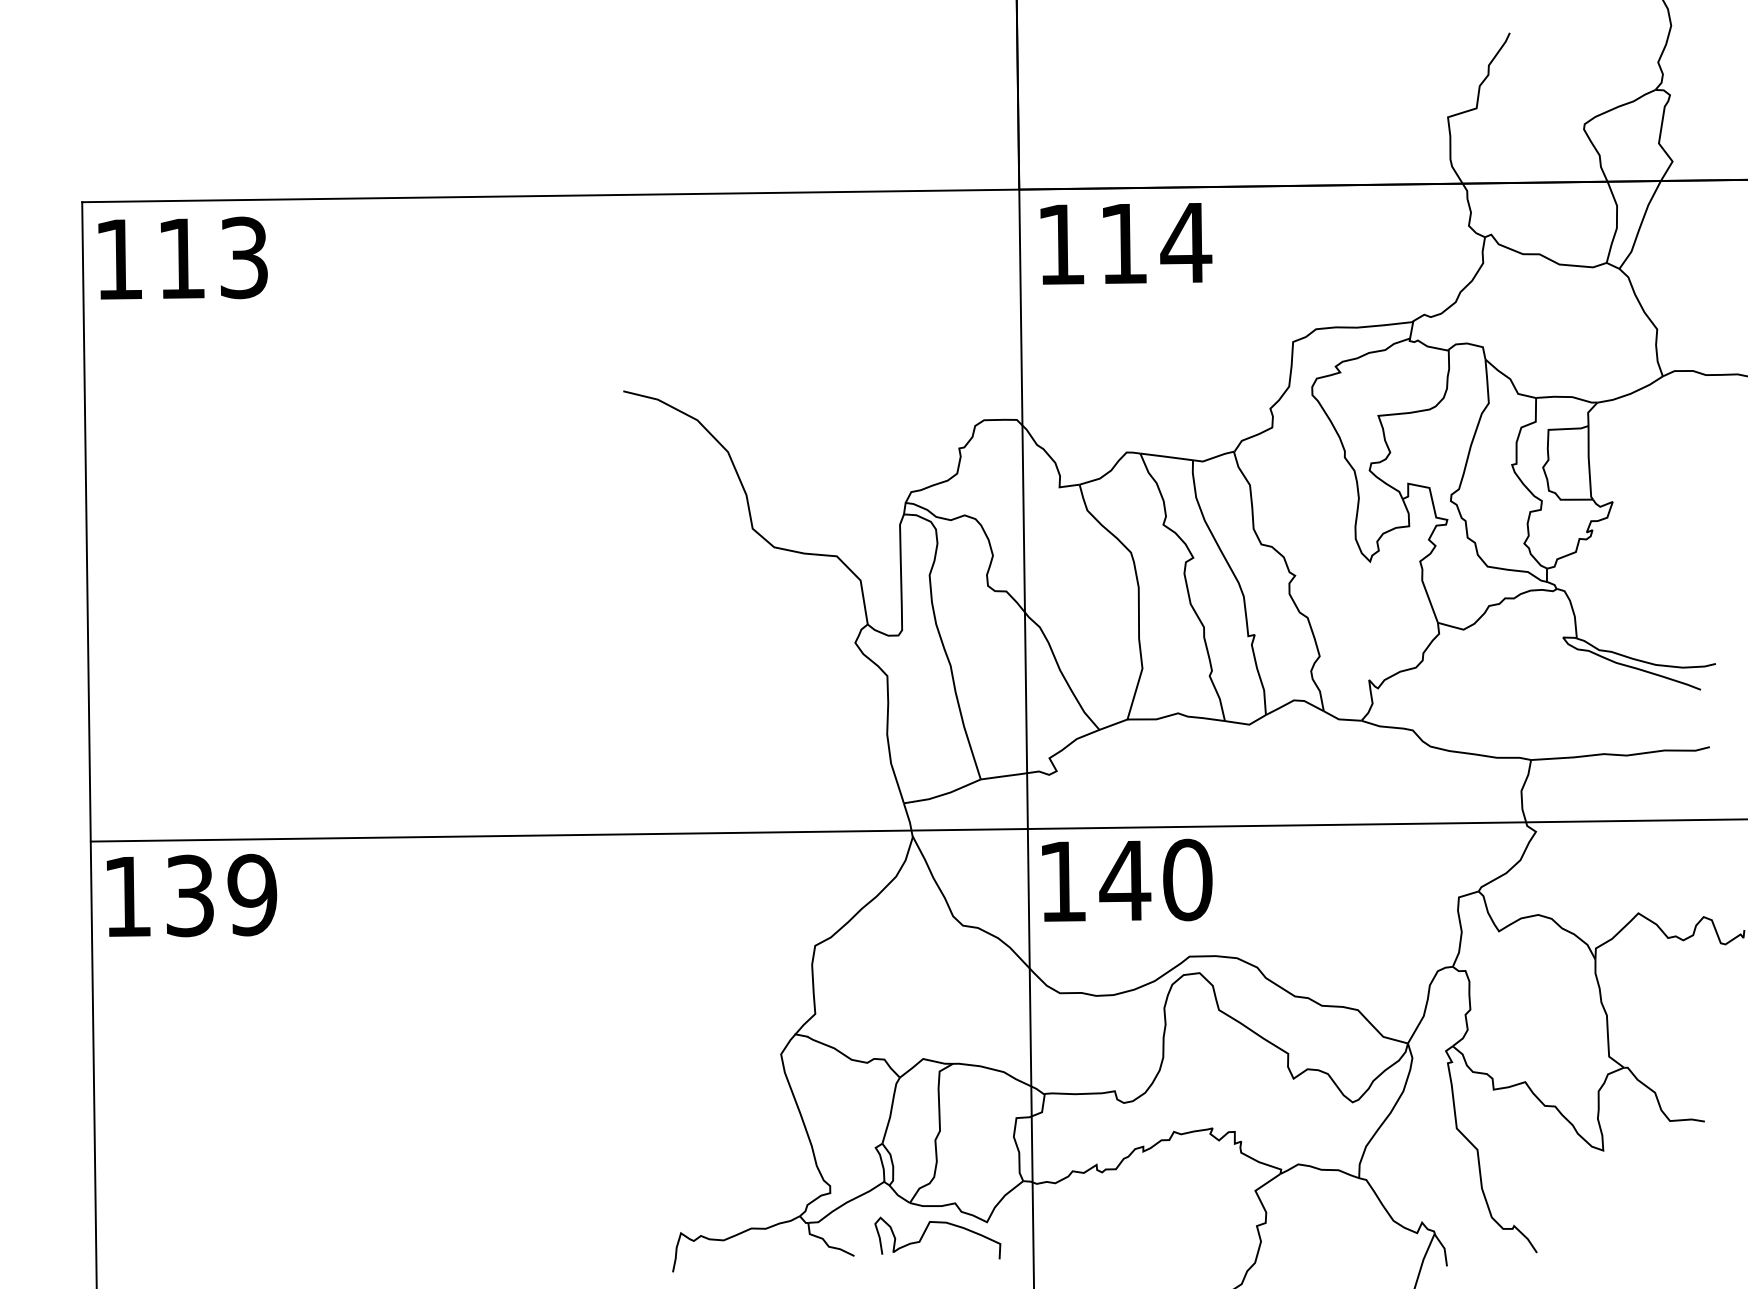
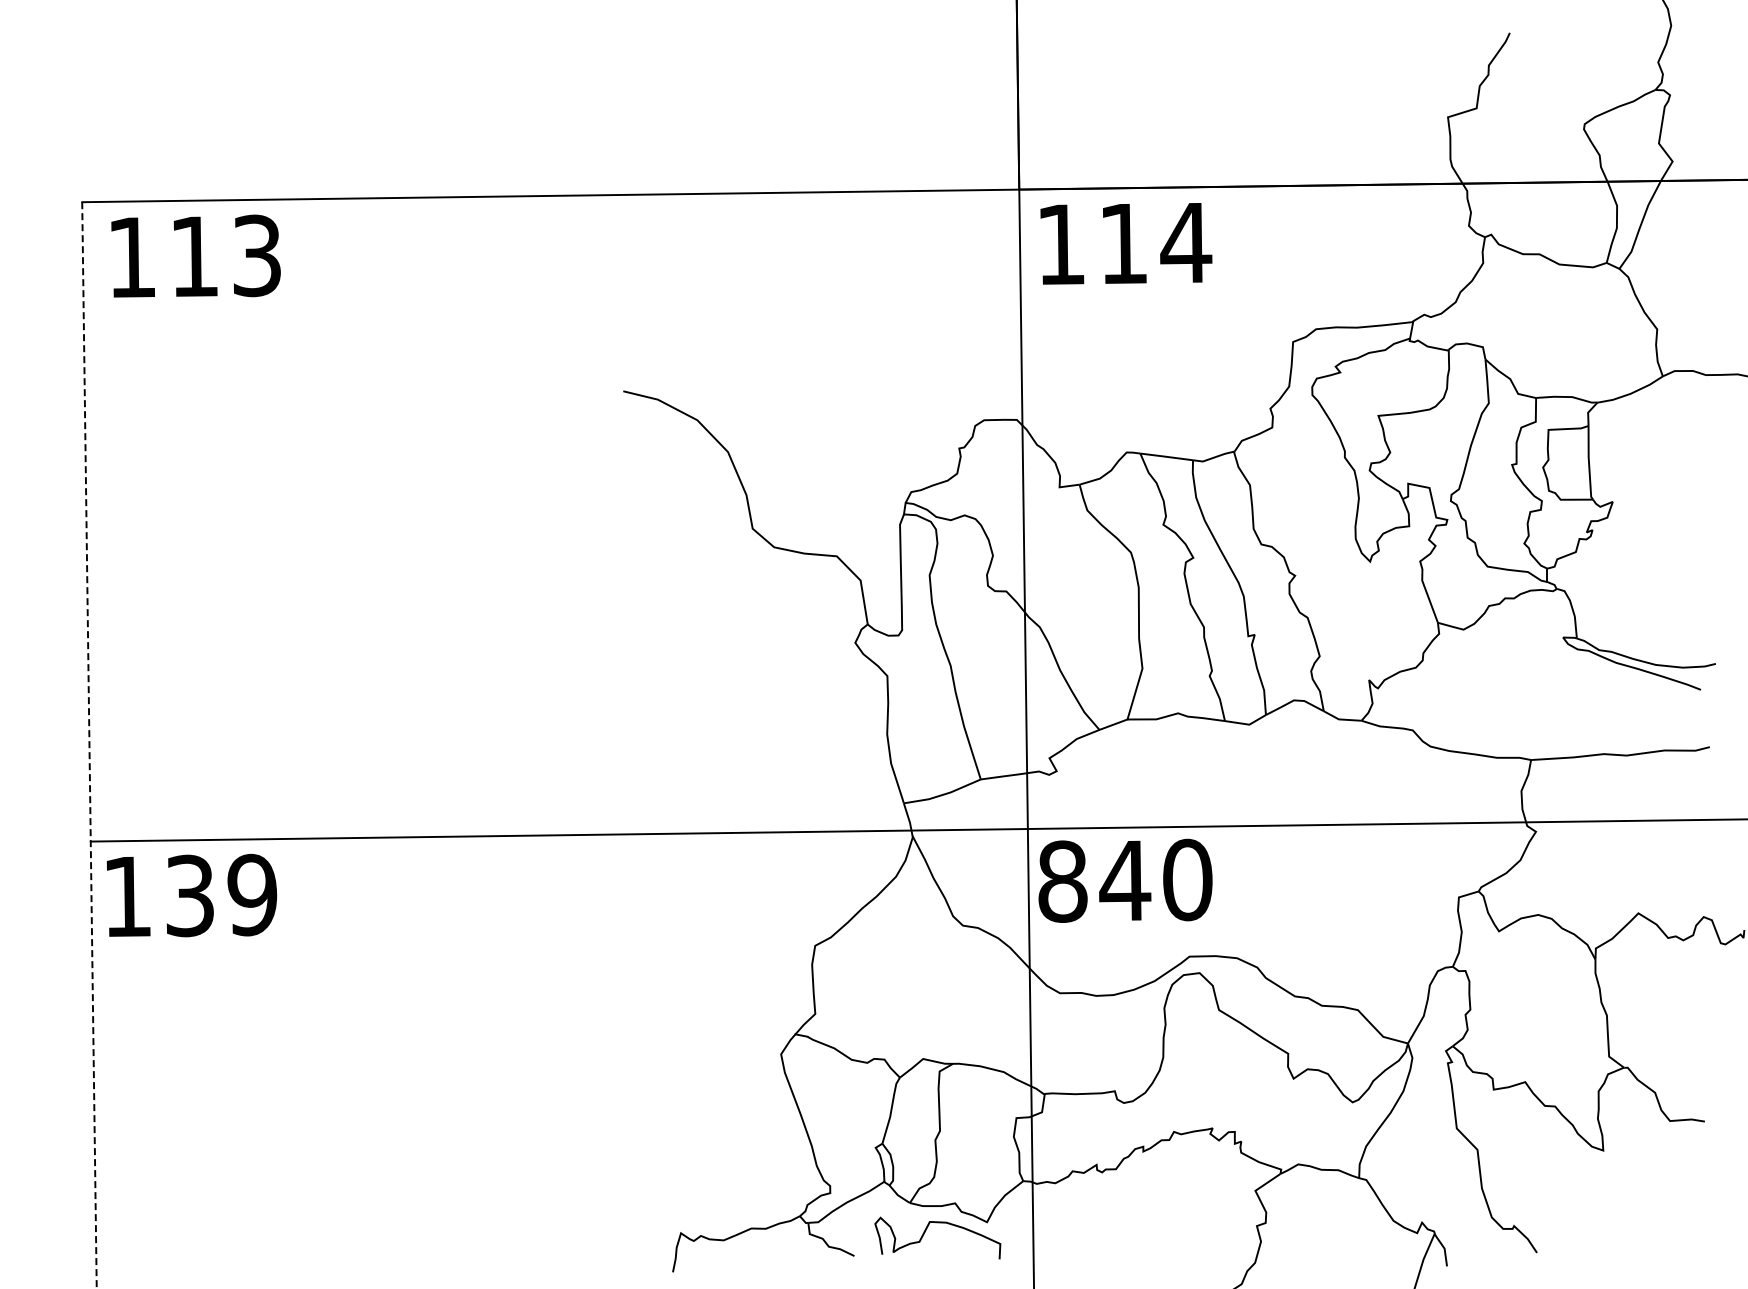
text position: (182, 257) -> (195, 255) (195, 255)
line: solid -> dashed (89, 746)
text: 140 -> 840 (1062, 881)
